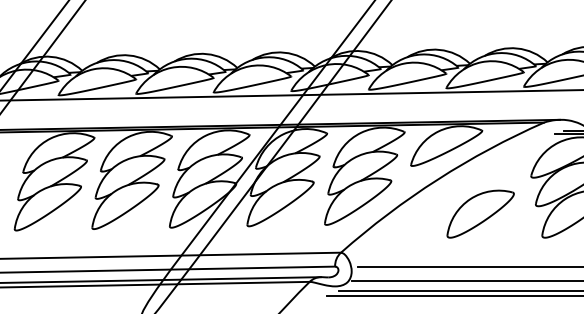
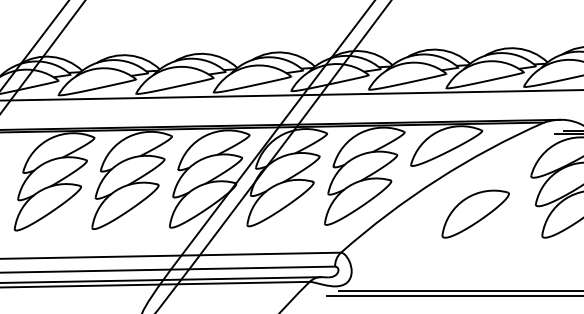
part position: (480, 213) -> (475, 213) (475, 213)
line: present -> none (468, 266)
line: present -> none (466, 280)
